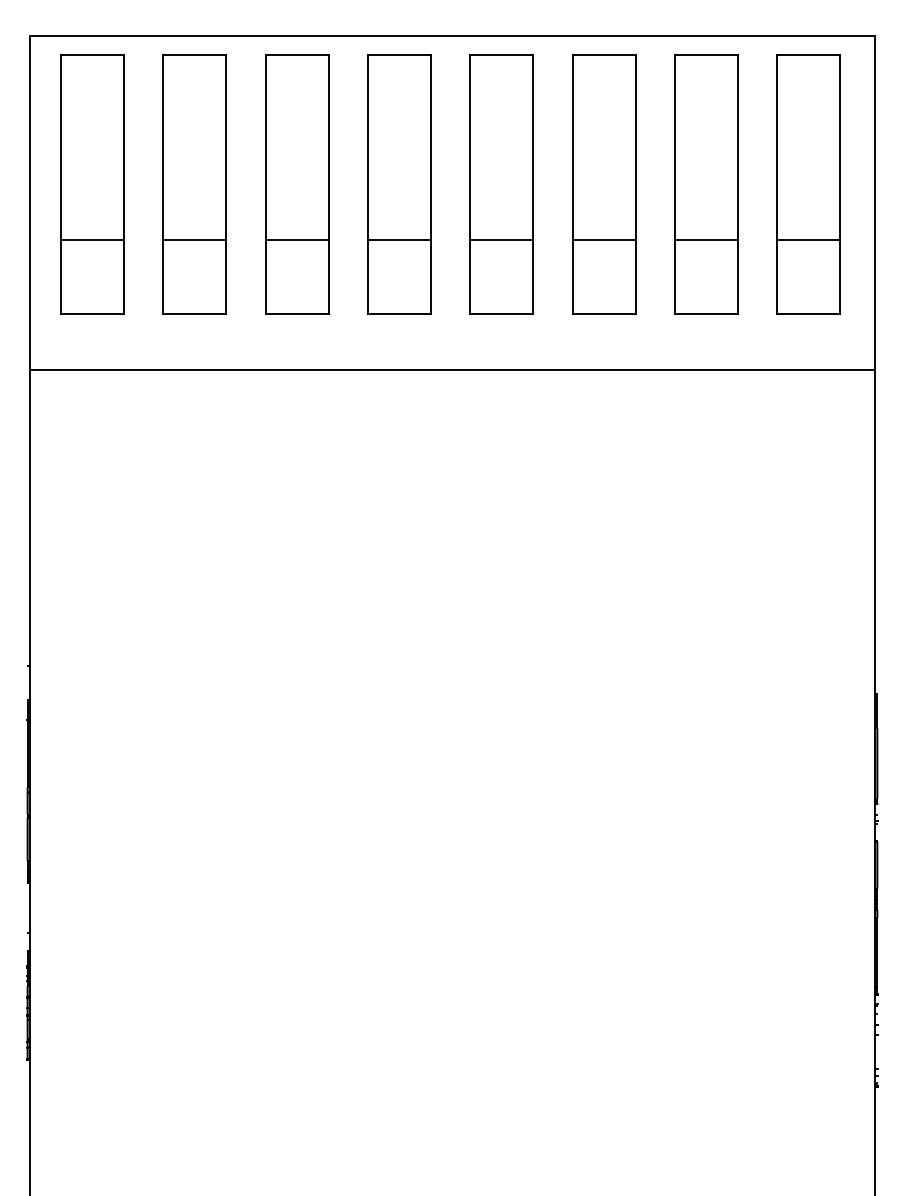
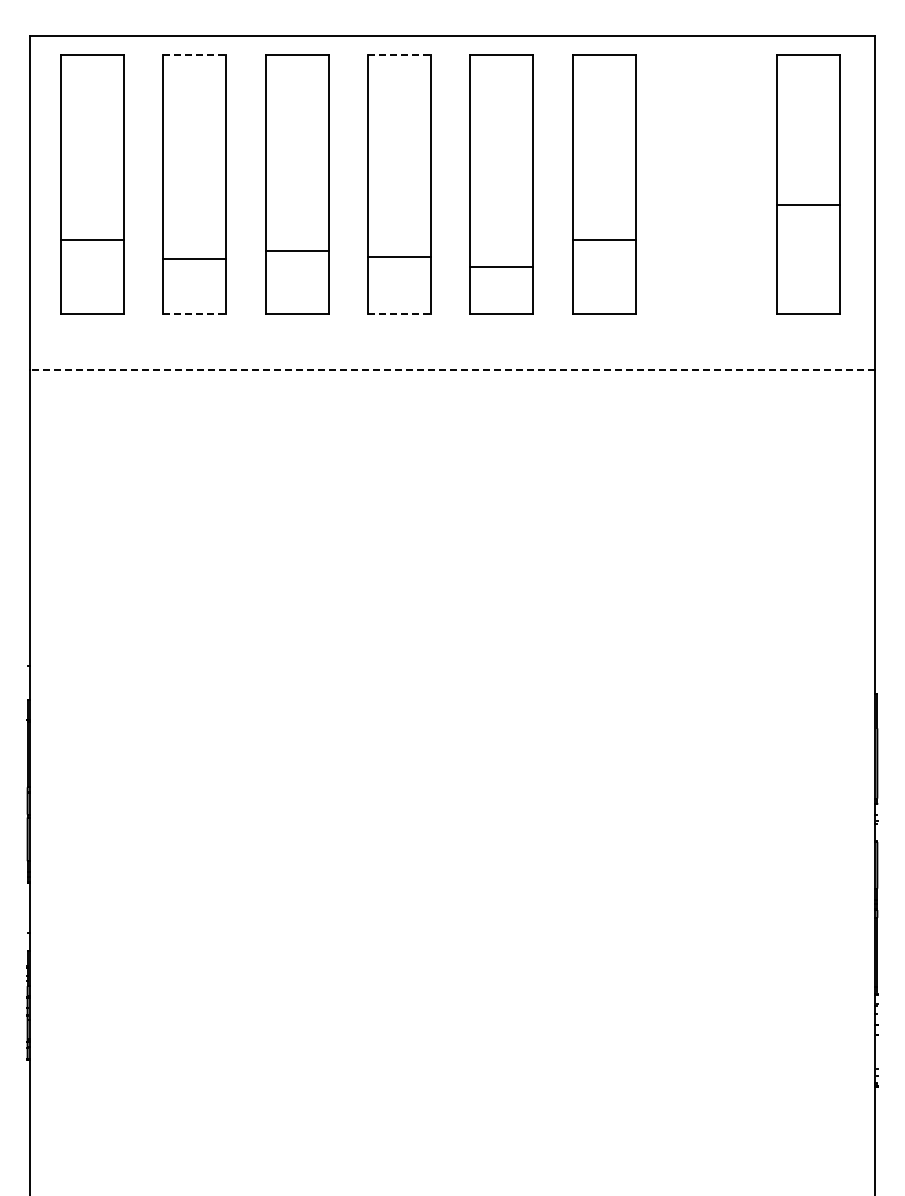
line: solid -> dashed (195, 54)
line: solid -> dashed (399, 54)
part: present -> none (706, 184)
line position: (194, 240) -> (194, 259) (194, 259)
line position: (296, 240) -> (296, 251) (296, 251)
line position: (398, 240) -> (398, 257) (398, 257)
line position: (501, 240) -> (501, 267) (501, 267)
line position: (808, 240) -> (808, 205) (808, 205)
line: solid -> dashed (195, 314)
line: solid -> dashed (399, 314)
line: solid -> dashed (452, 370)
